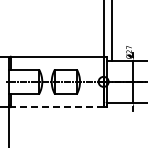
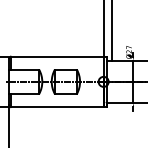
line: dashed -> solid (56, 107)
